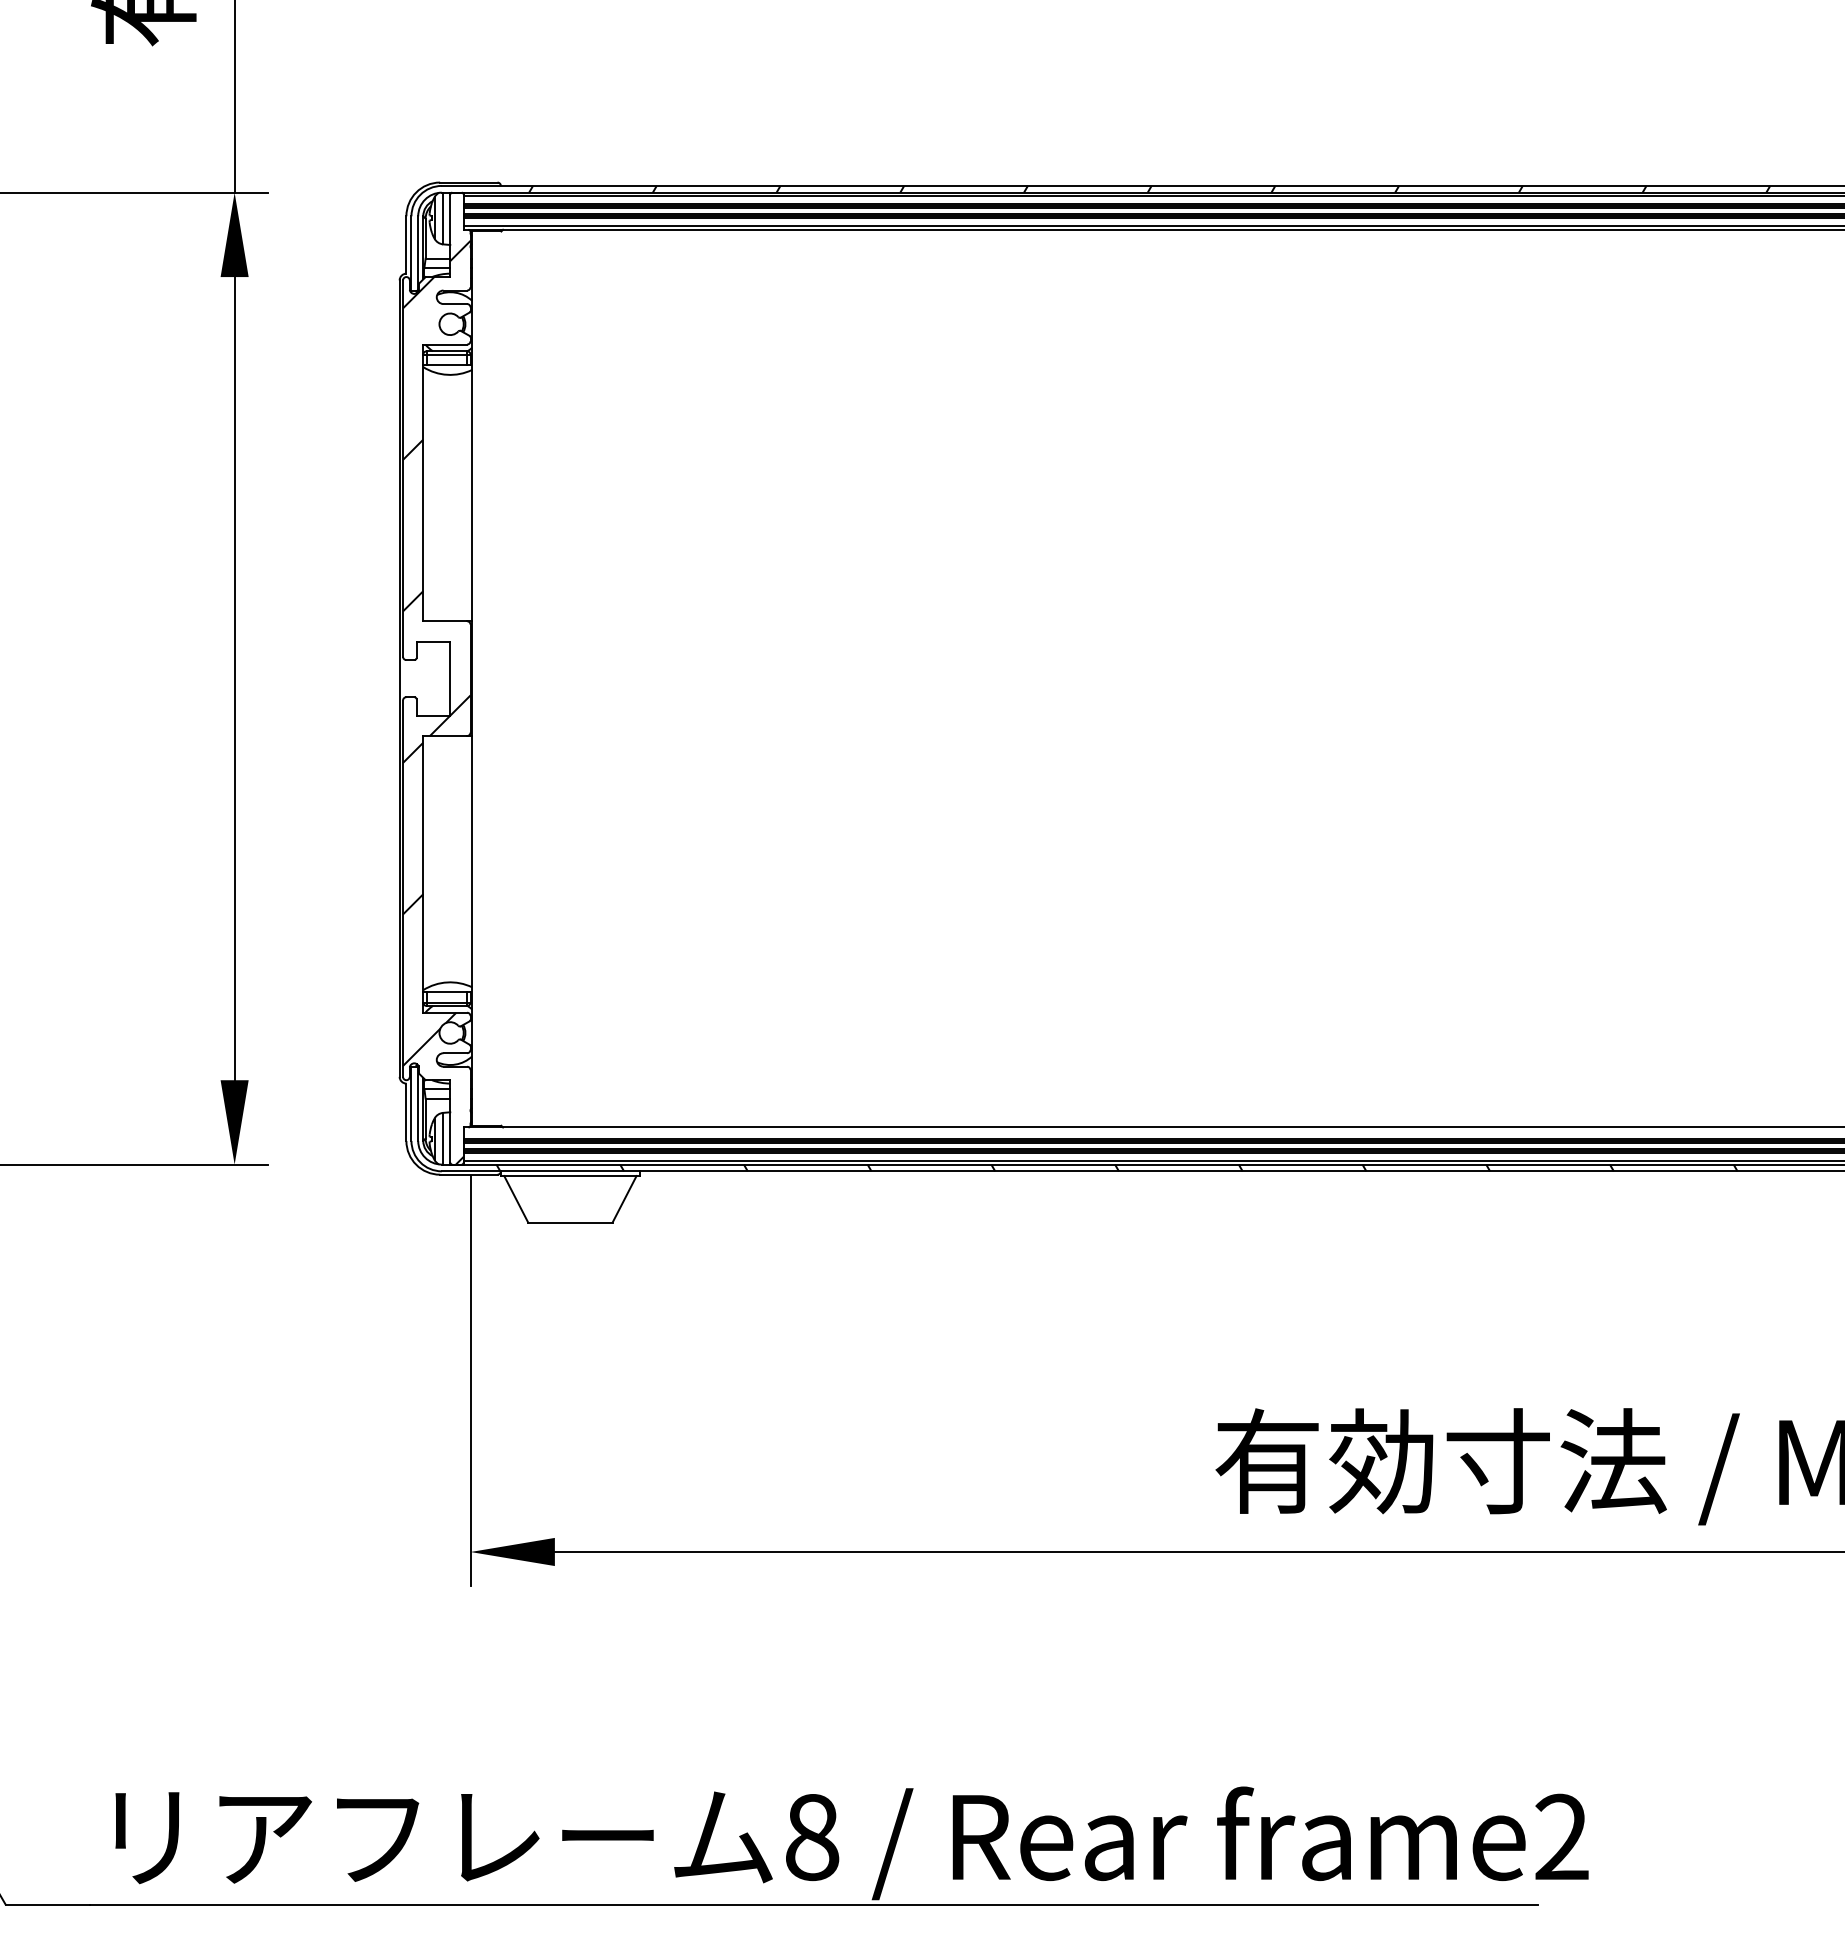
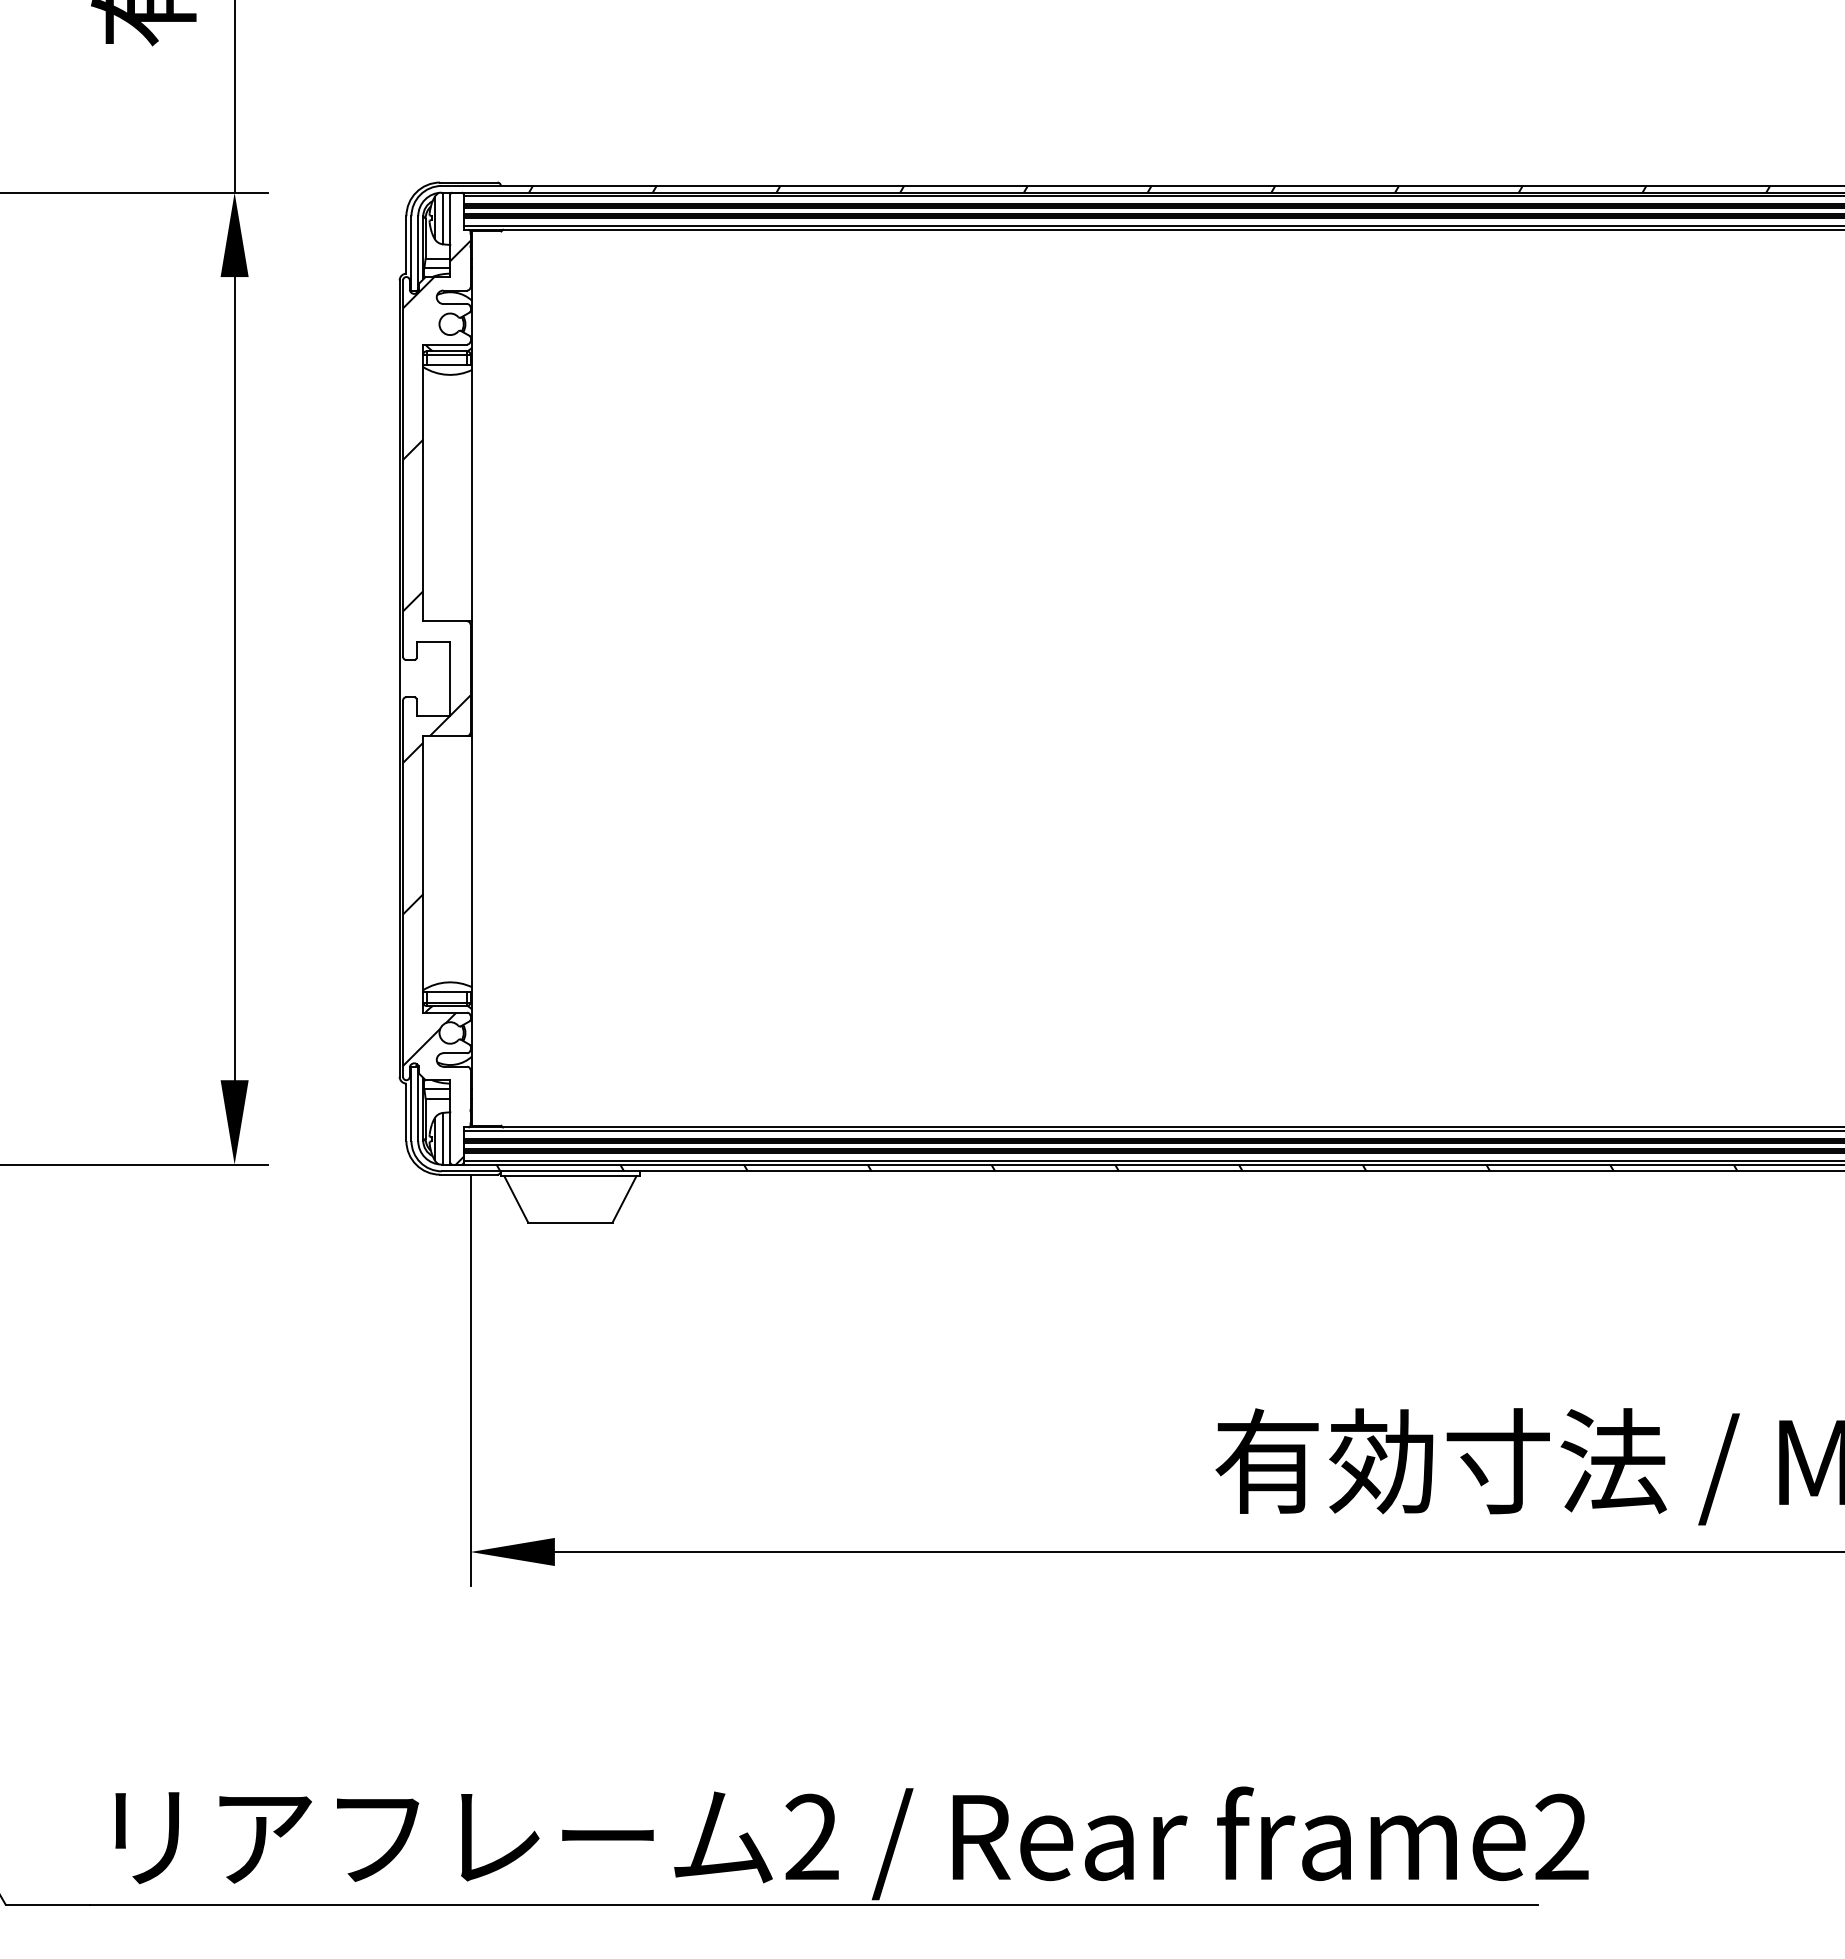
line: none -> present (1152, 1130)
text: 8 -> 2 (812, 1837)
